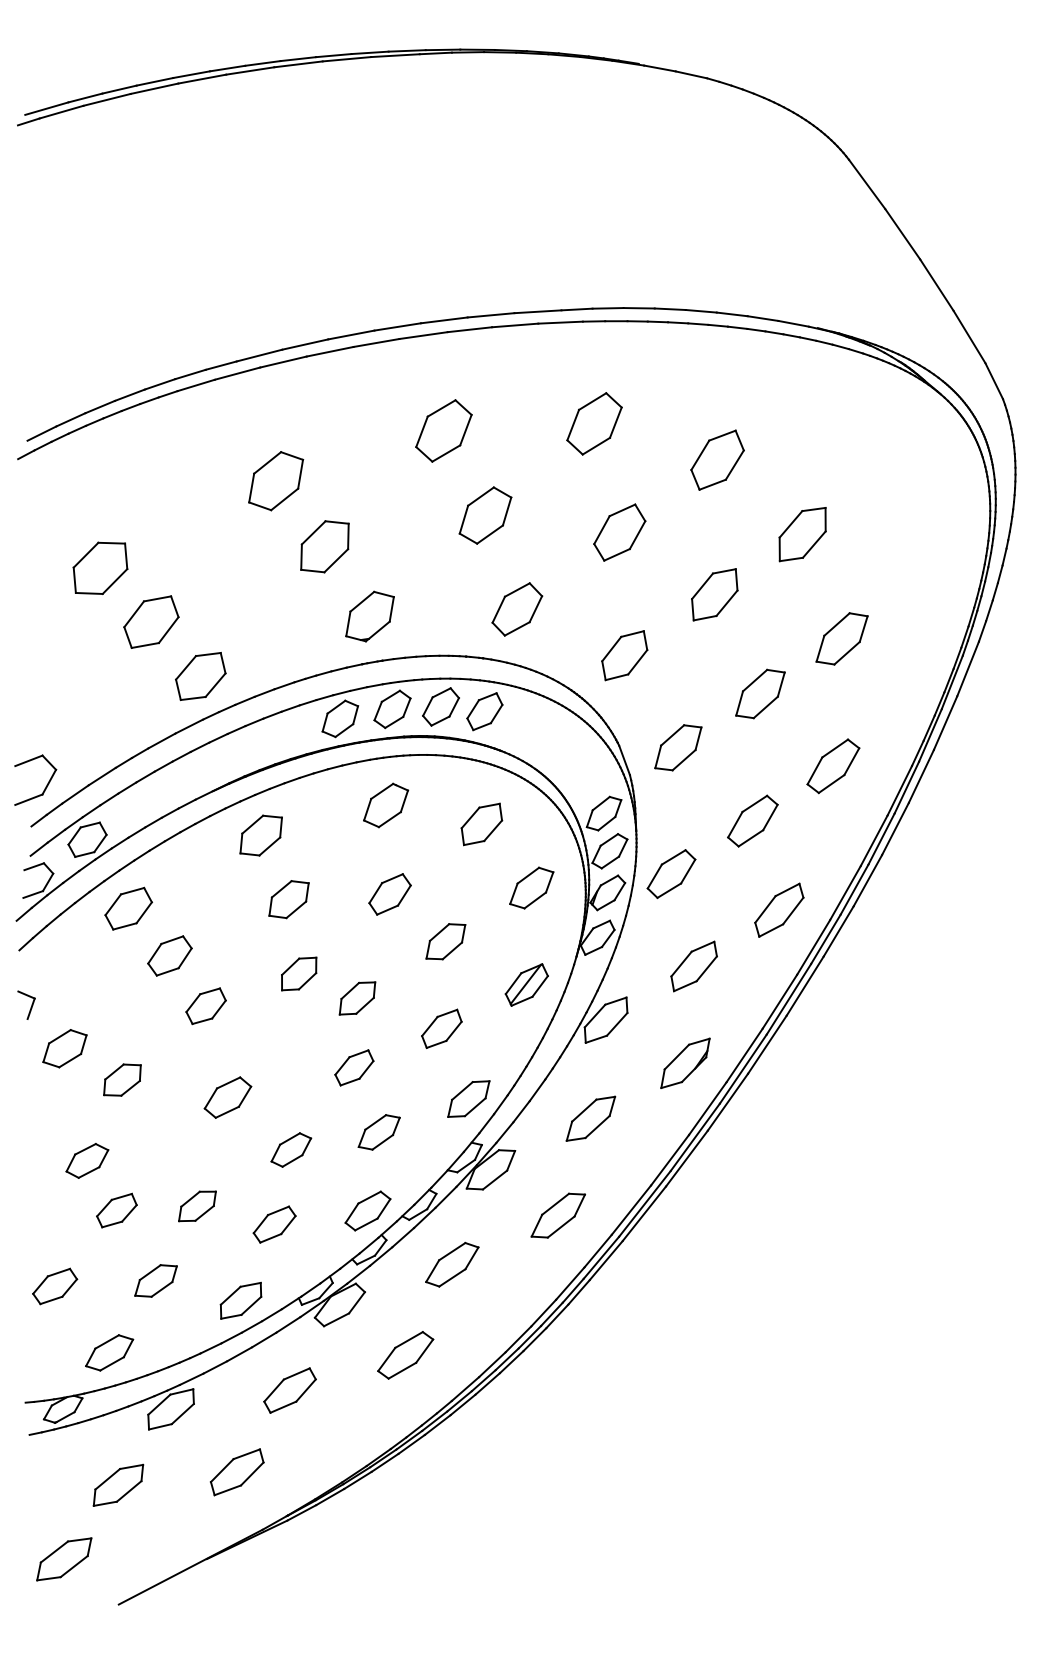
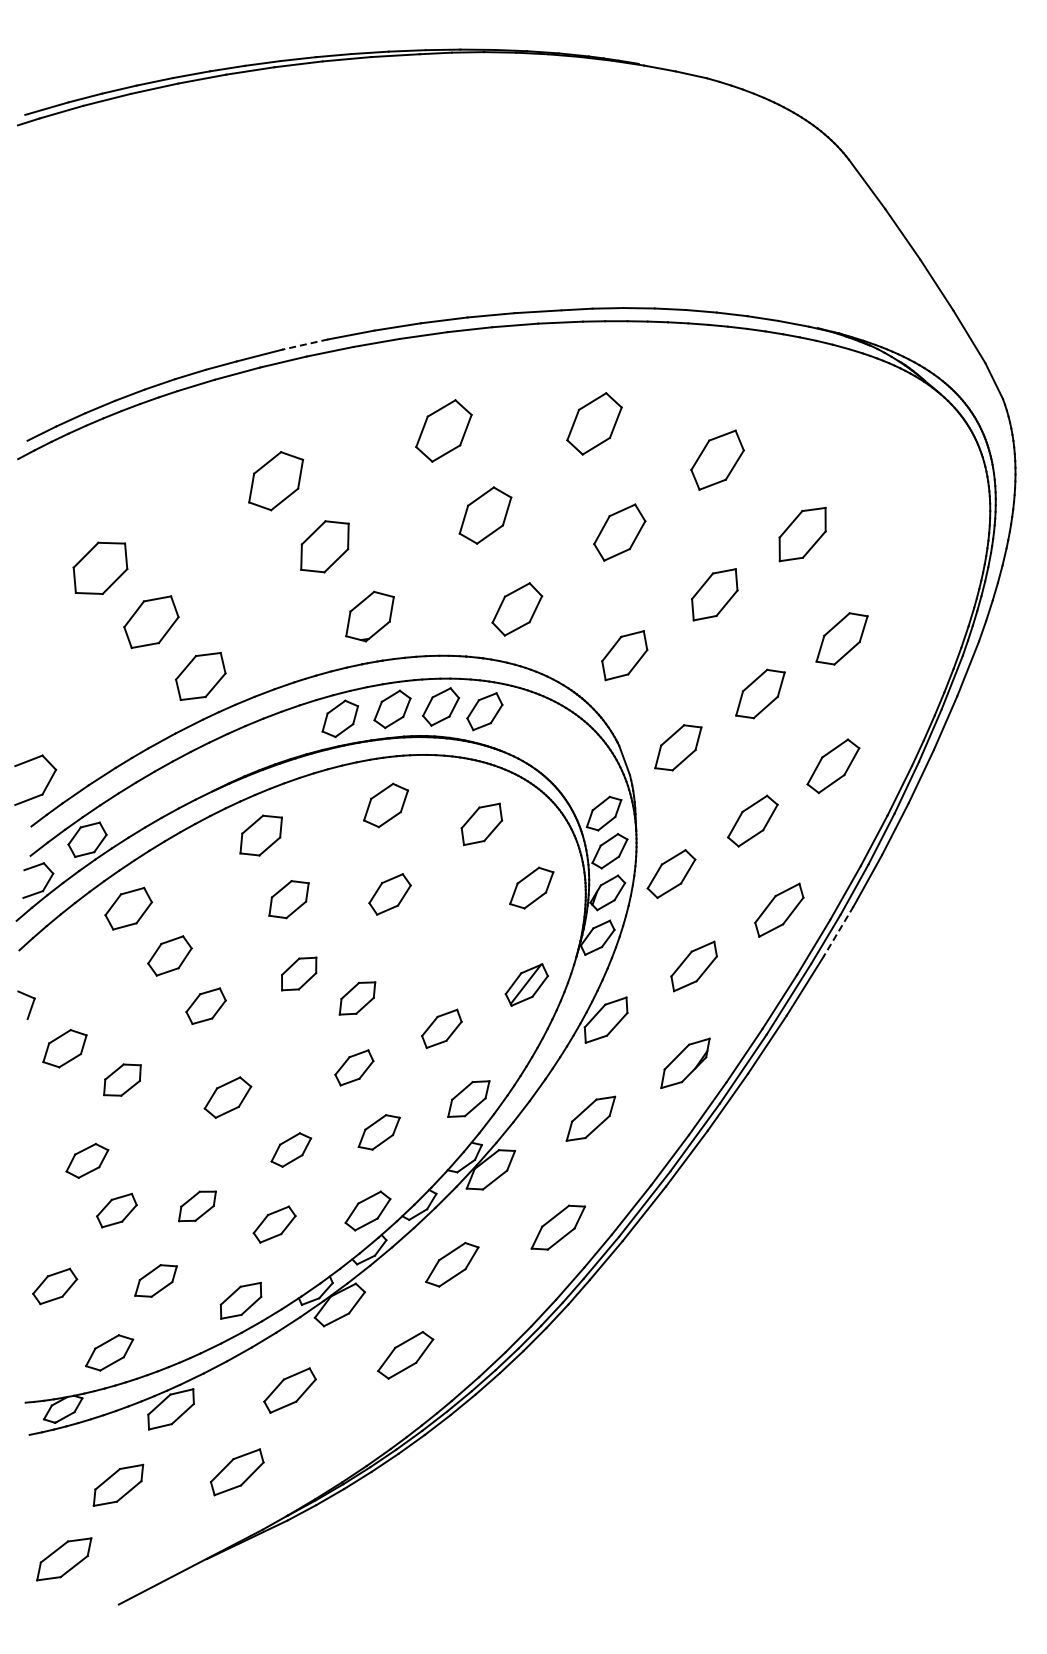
line: solid -> dashed (305, 344)
line: solid -> dashed (838, 931)
part: present -> none (445, 941)
part position: (557, 1215) -> (557, 1227) (557, 1227)
